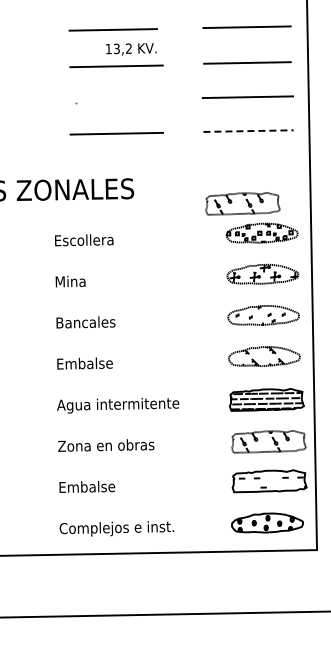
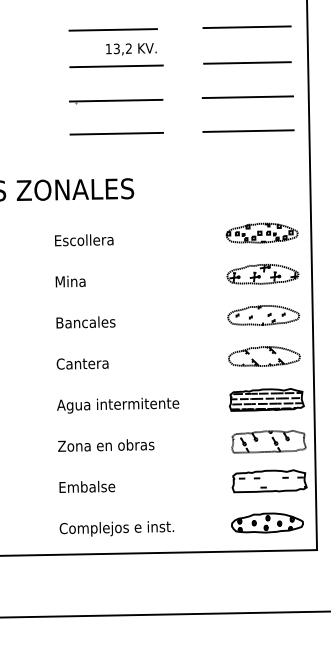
line: none -> present (116, 100)
line: dashed -> solid (249, 131)
part: present -> none (242, 203)
text: Embalse -> Cantera (84, 363)
